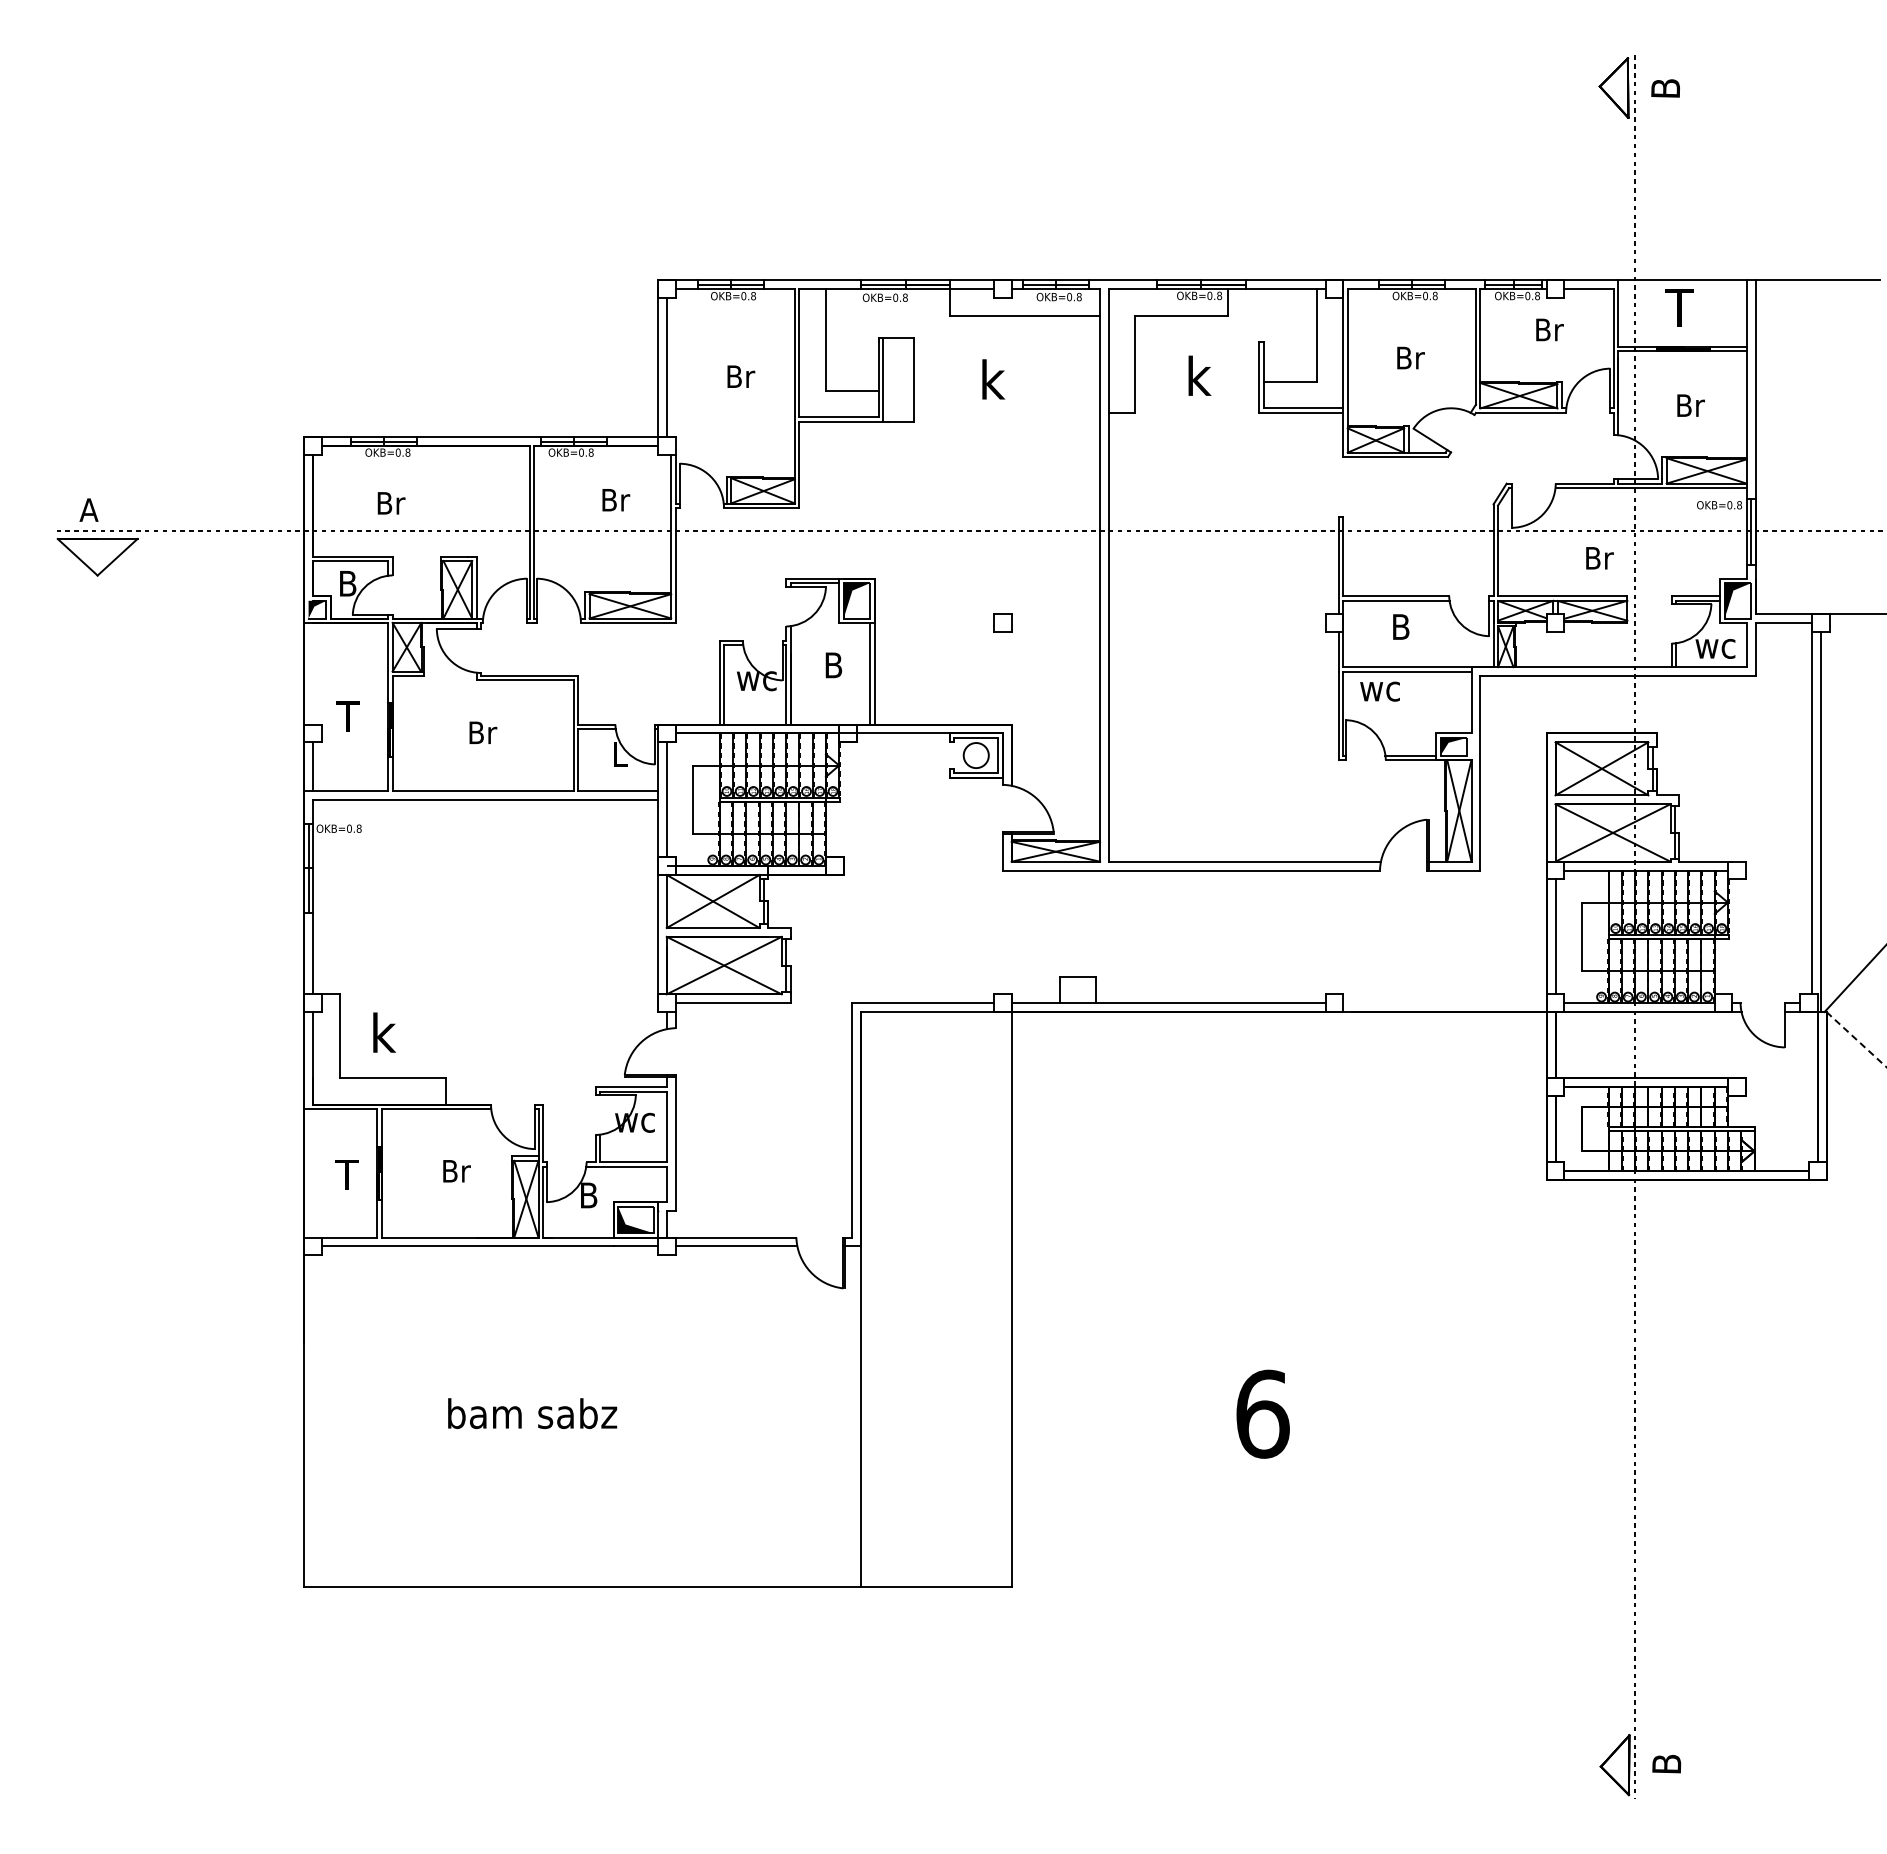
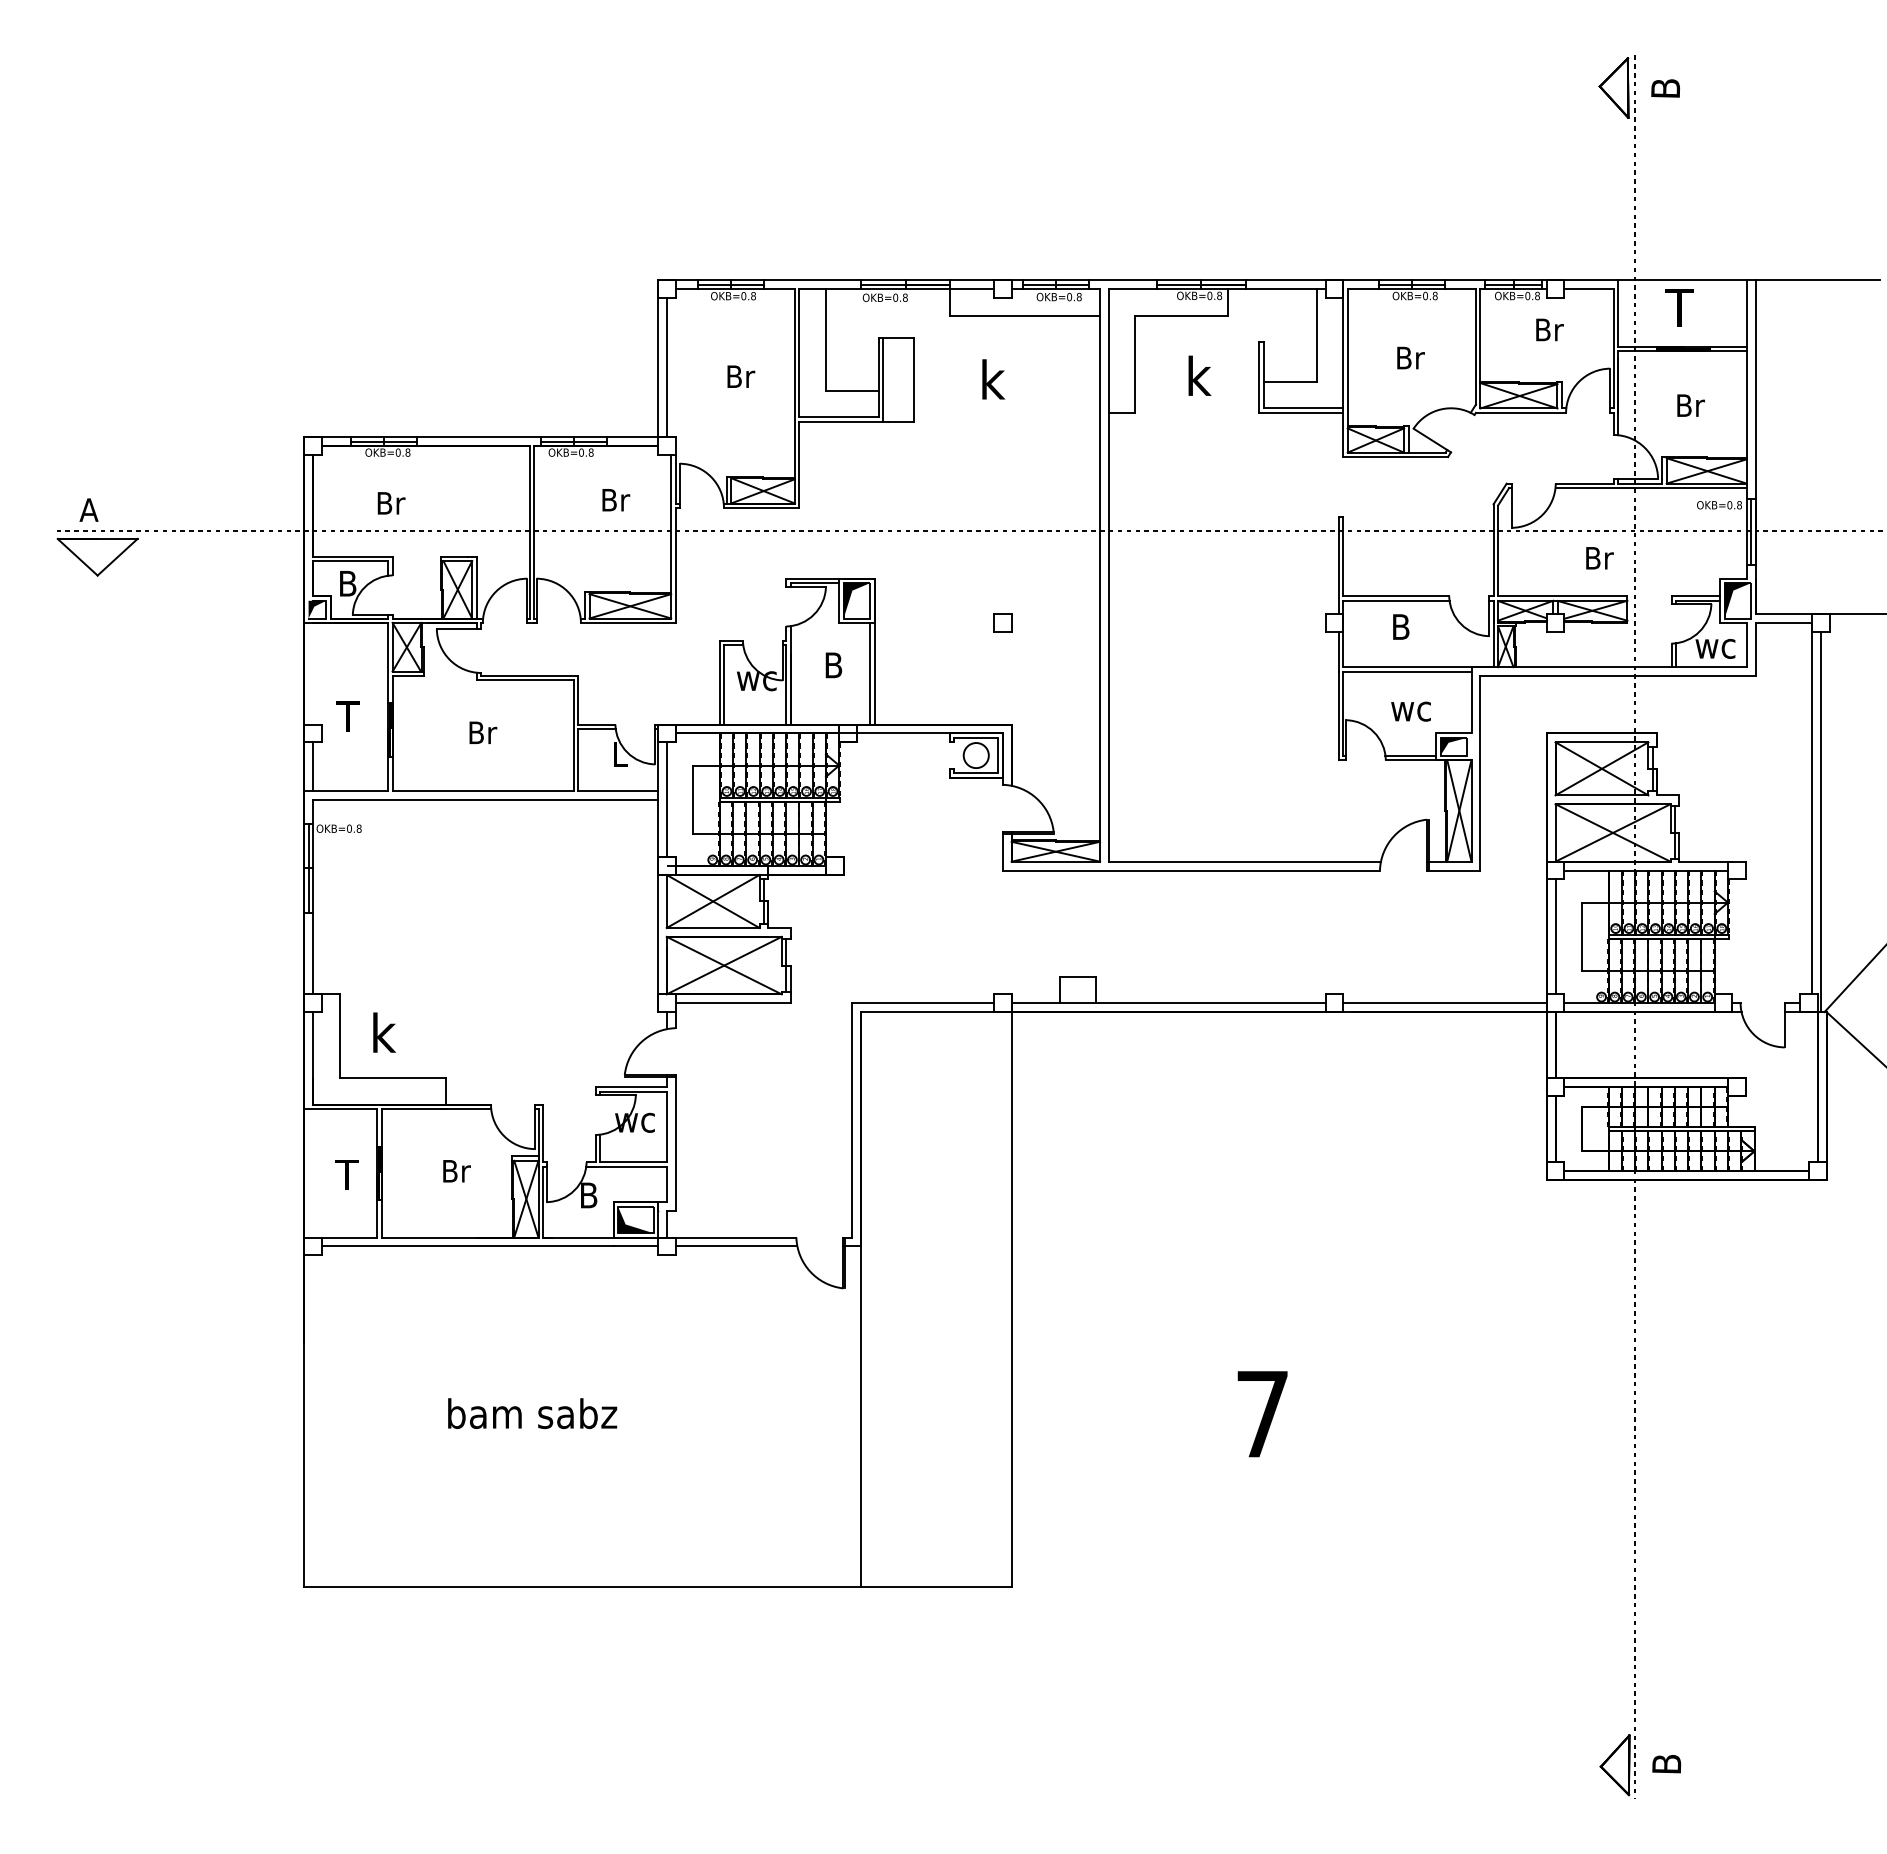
text position: (1379, 691) -> (1410, 711) (1410, 711)
line: none -> present (1444, 1003)
line: dashed -> solid (1856, 1039)
text: 6 -> 7 (1262, 1413)
